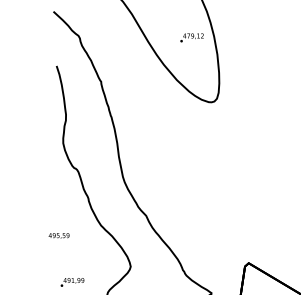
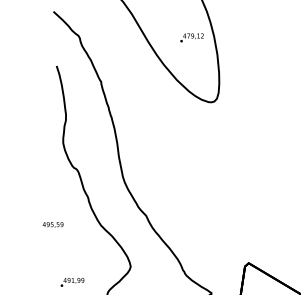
text position: (58, 235) -> (52, 224) (52, 224)
